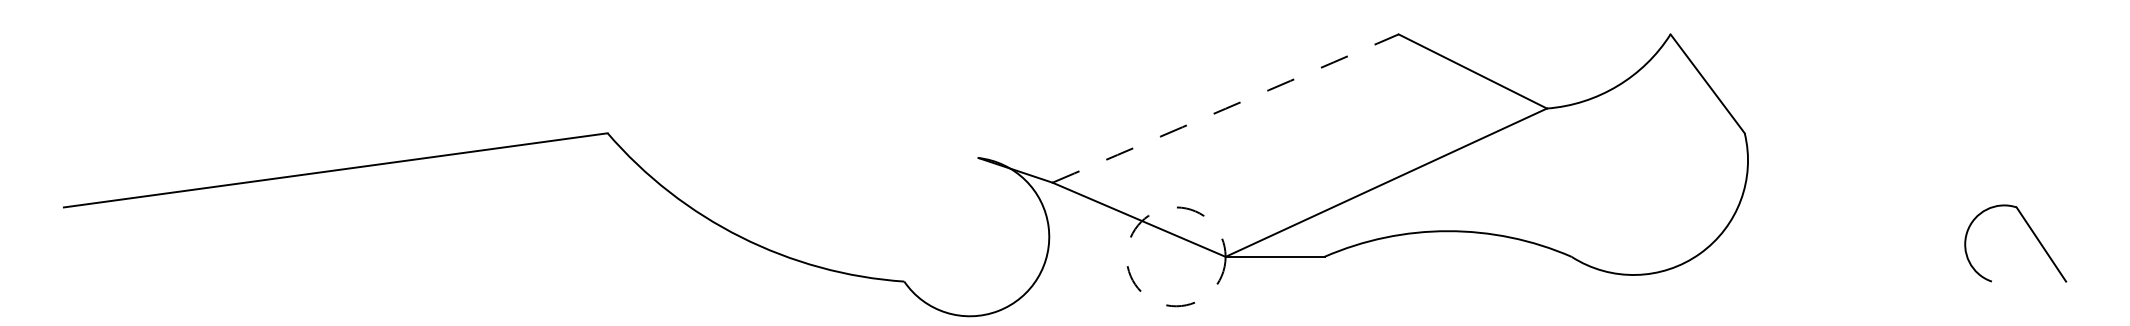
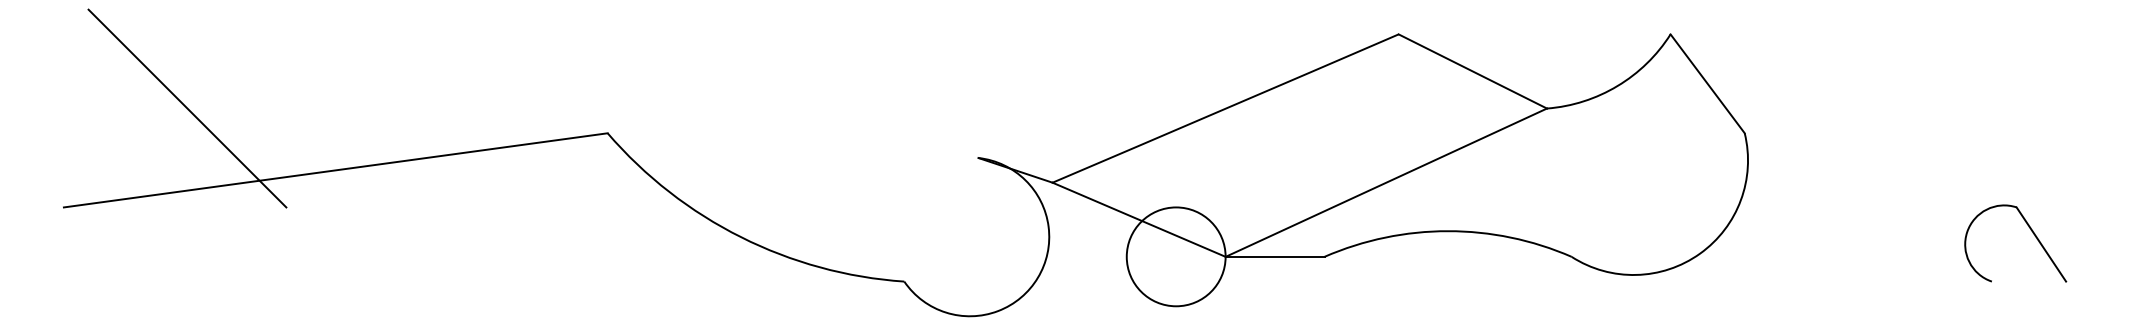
line: none -> present (187, 108)
arc: dashed -> solid (1225, 108)
circle: dashed -> solid (1175, 256)
